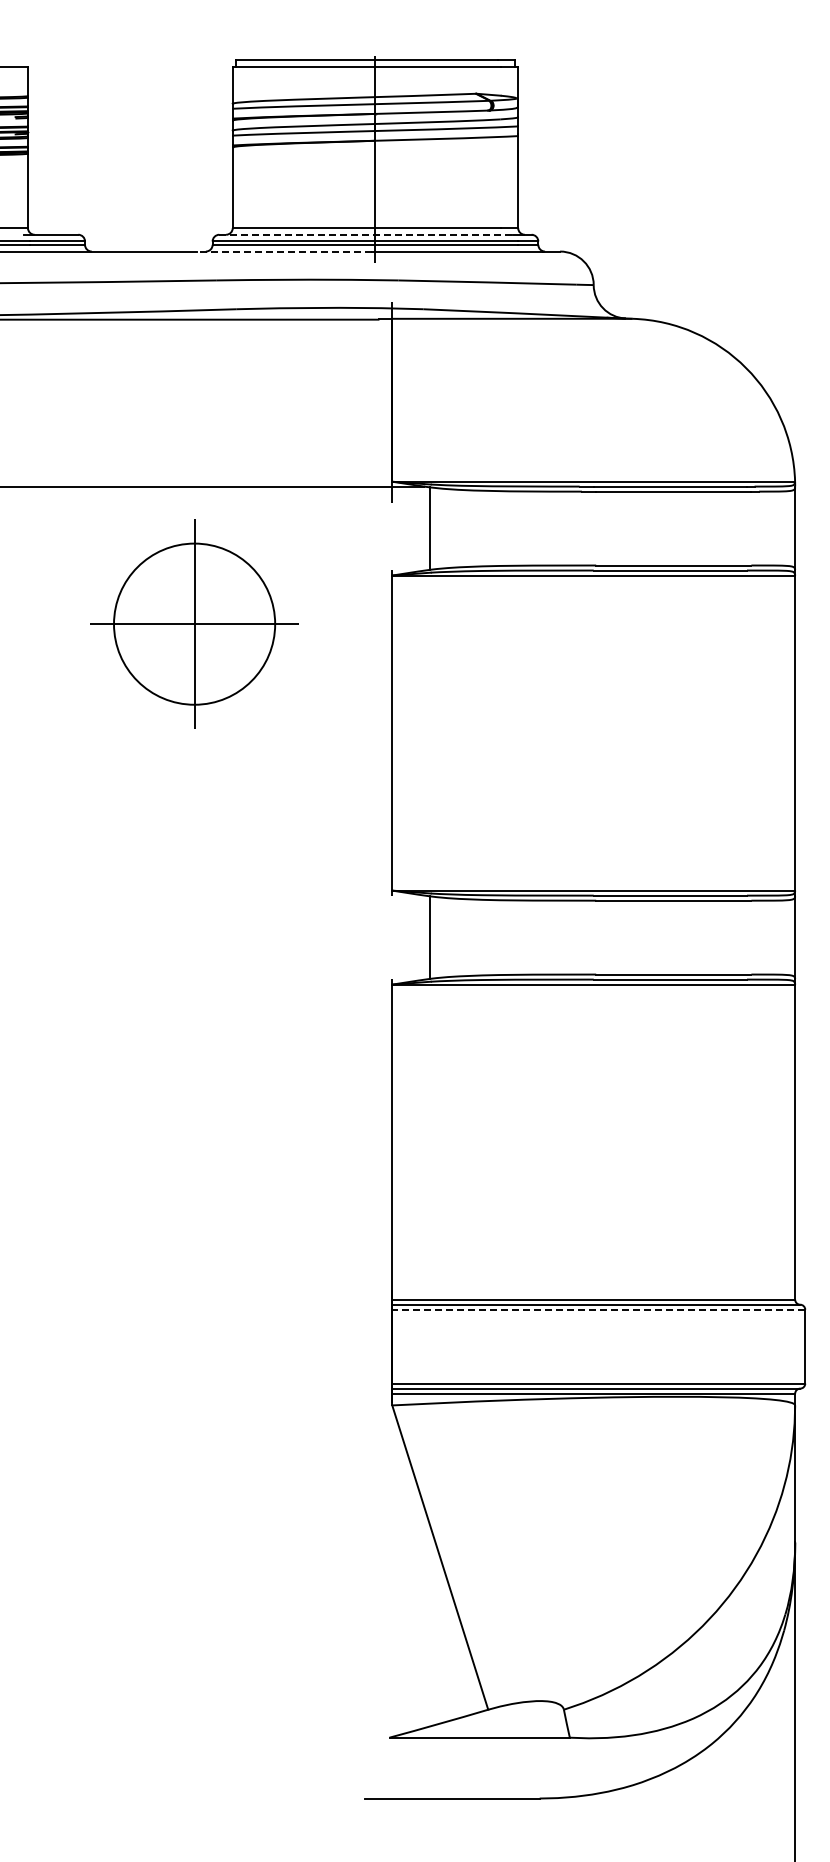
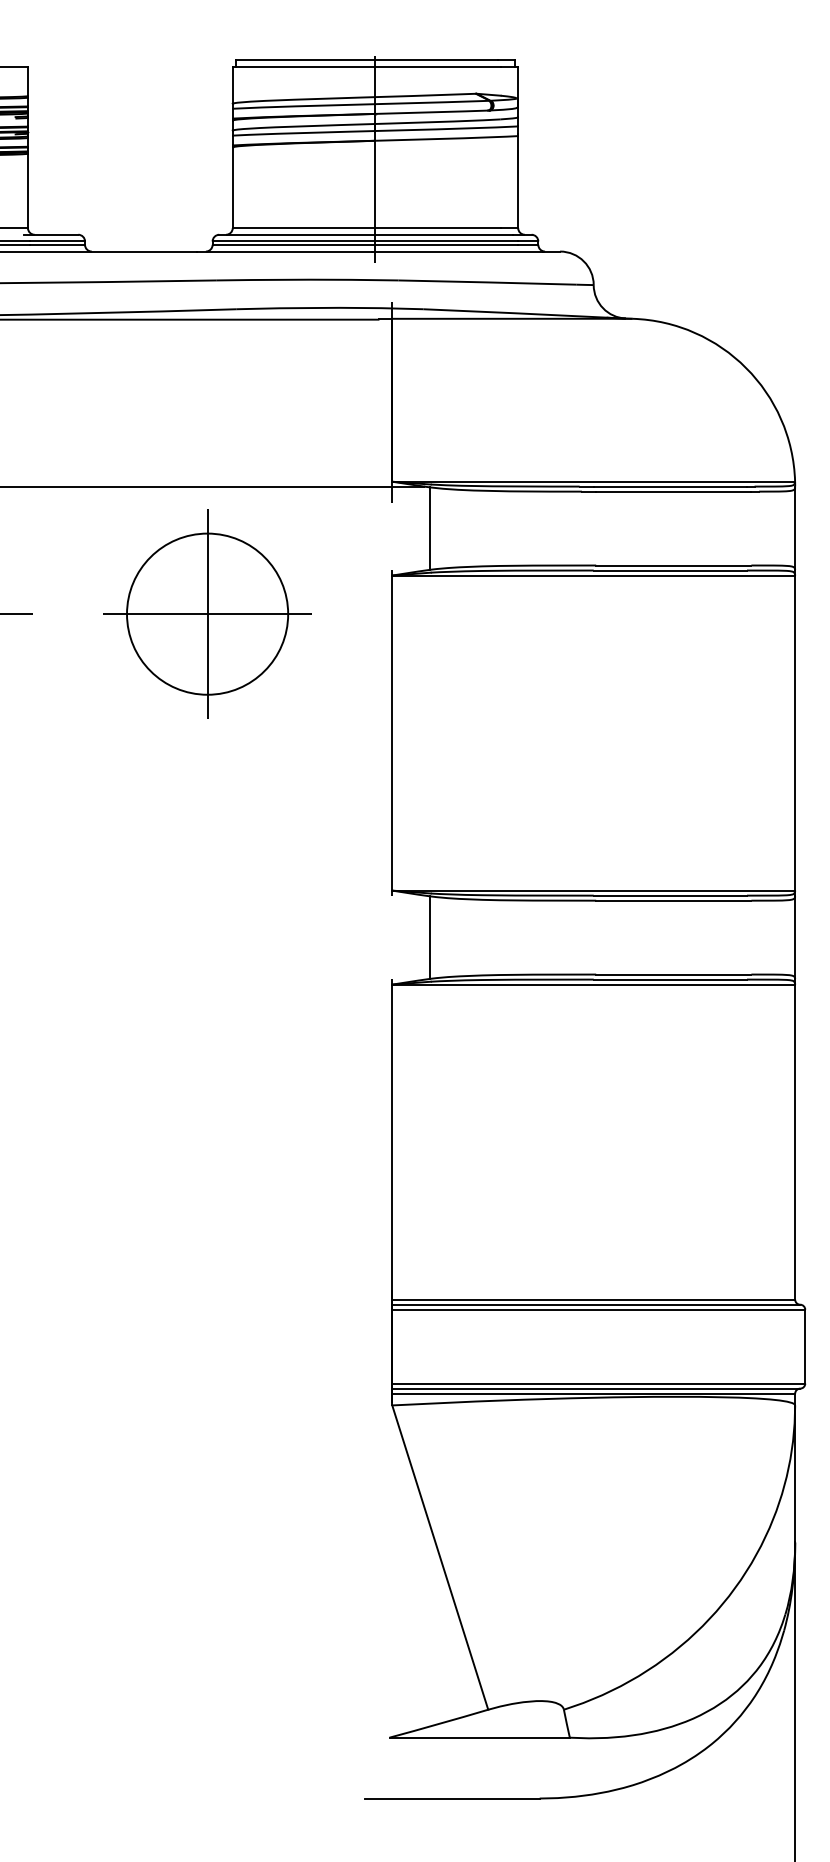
line: dashed -> solid (365, 234)
line: dashed -> solid (284, 251)
line: none -> present (17, 614)
part position: (194, 623) -> (207, 613) (207, 613)
line: dashed -> solid (598, 1309)
